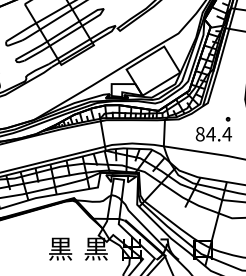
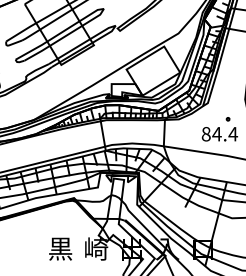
text position: (213, 134) -> (219, 134) (219, 134)
text: 黒 -> 崎 (96, 248)
